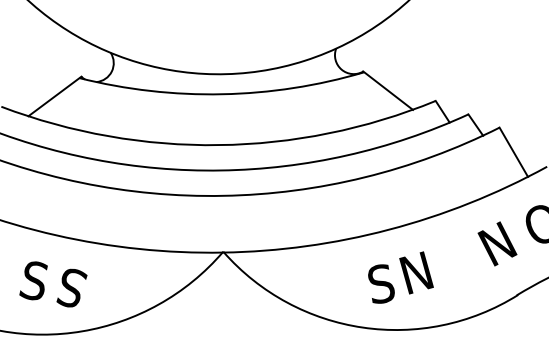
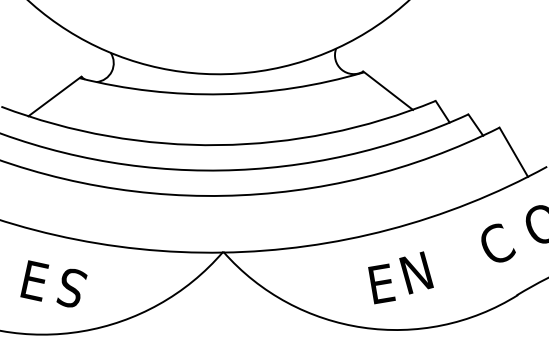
text: N -> C (497, 243)
text: S -> E (34, 280)
text: S -> E (381, 283)
